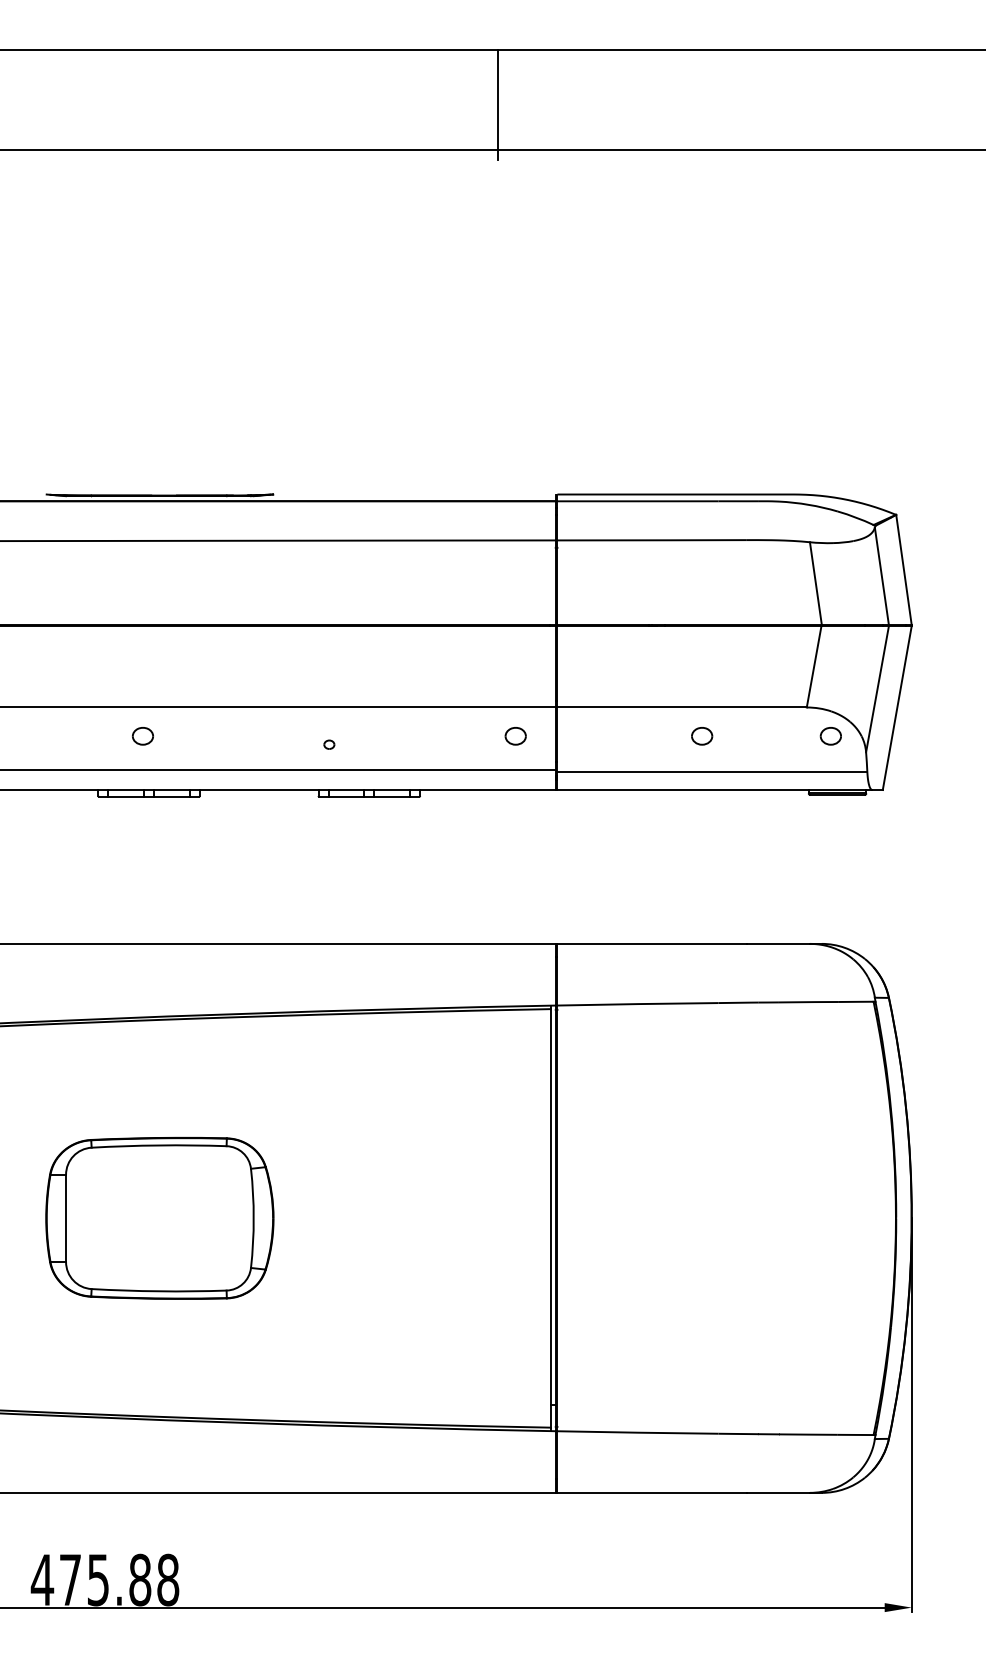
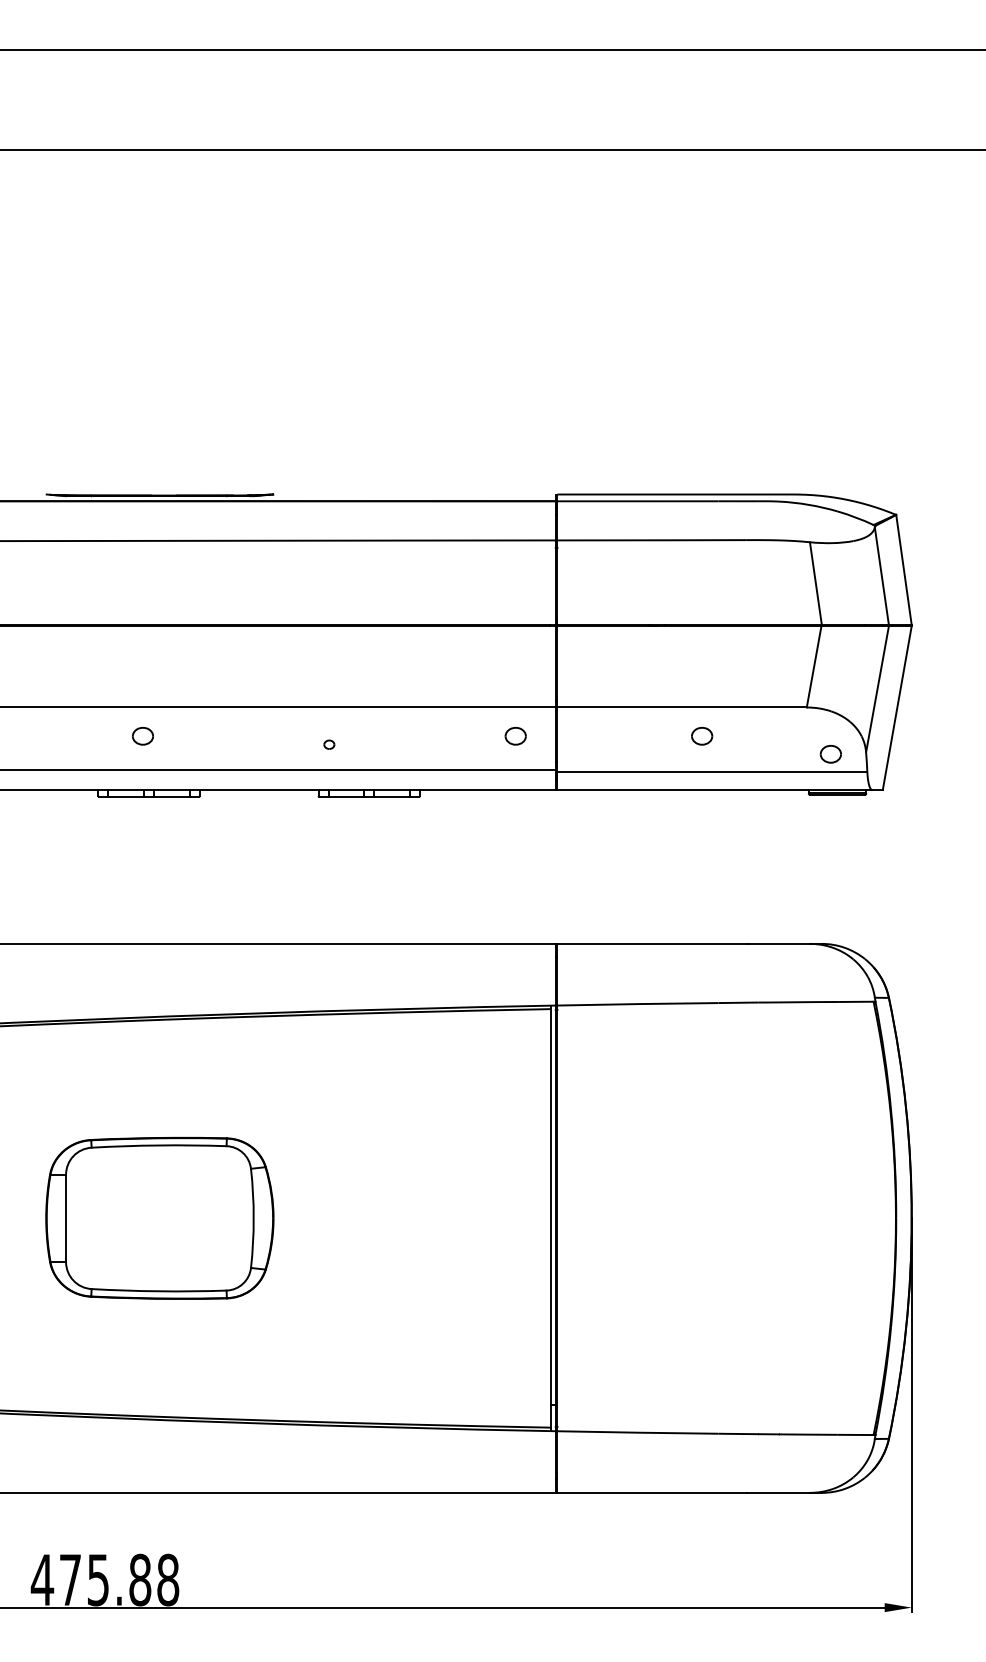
line: present -> none (498, 104)
part position: (830, 736) -> (830, 754) (830, 754)
